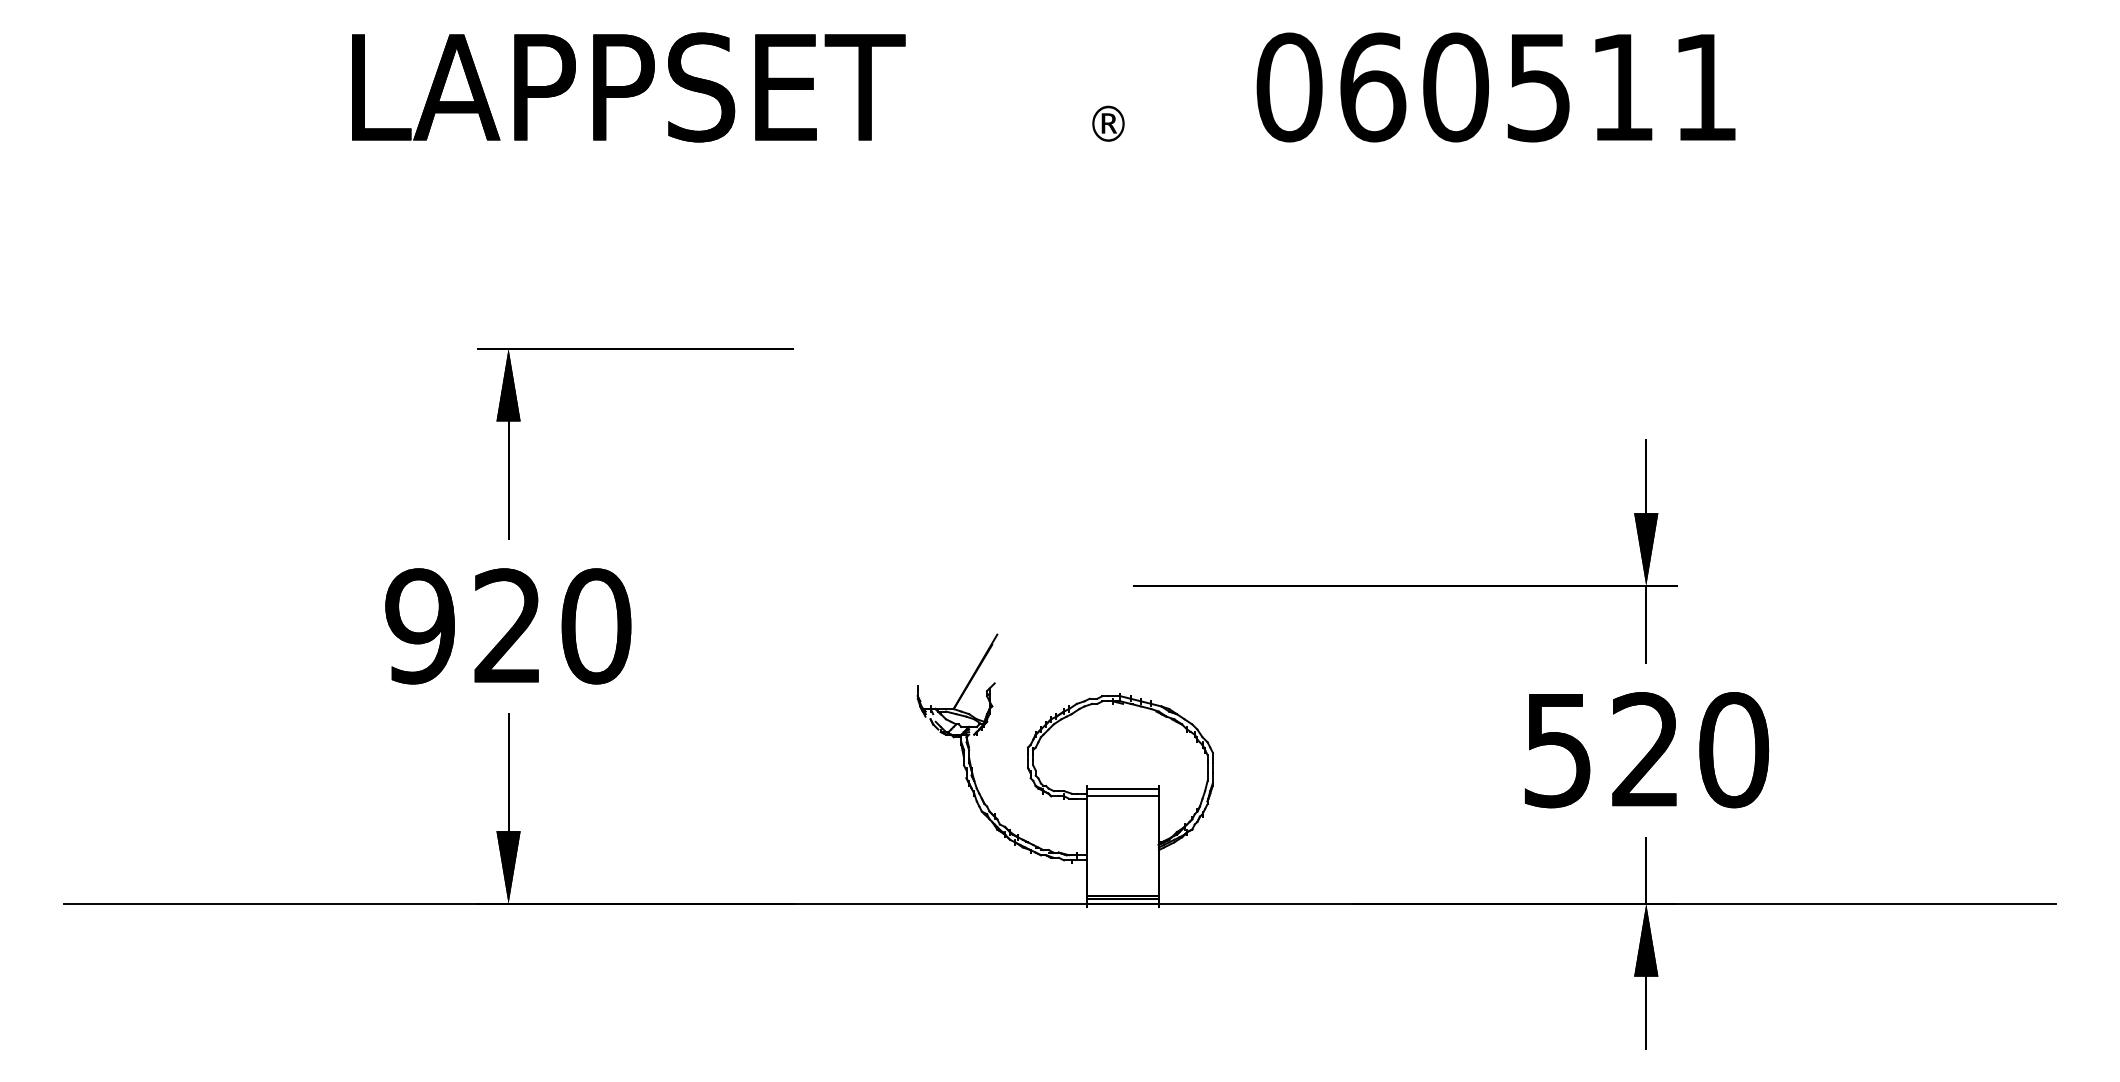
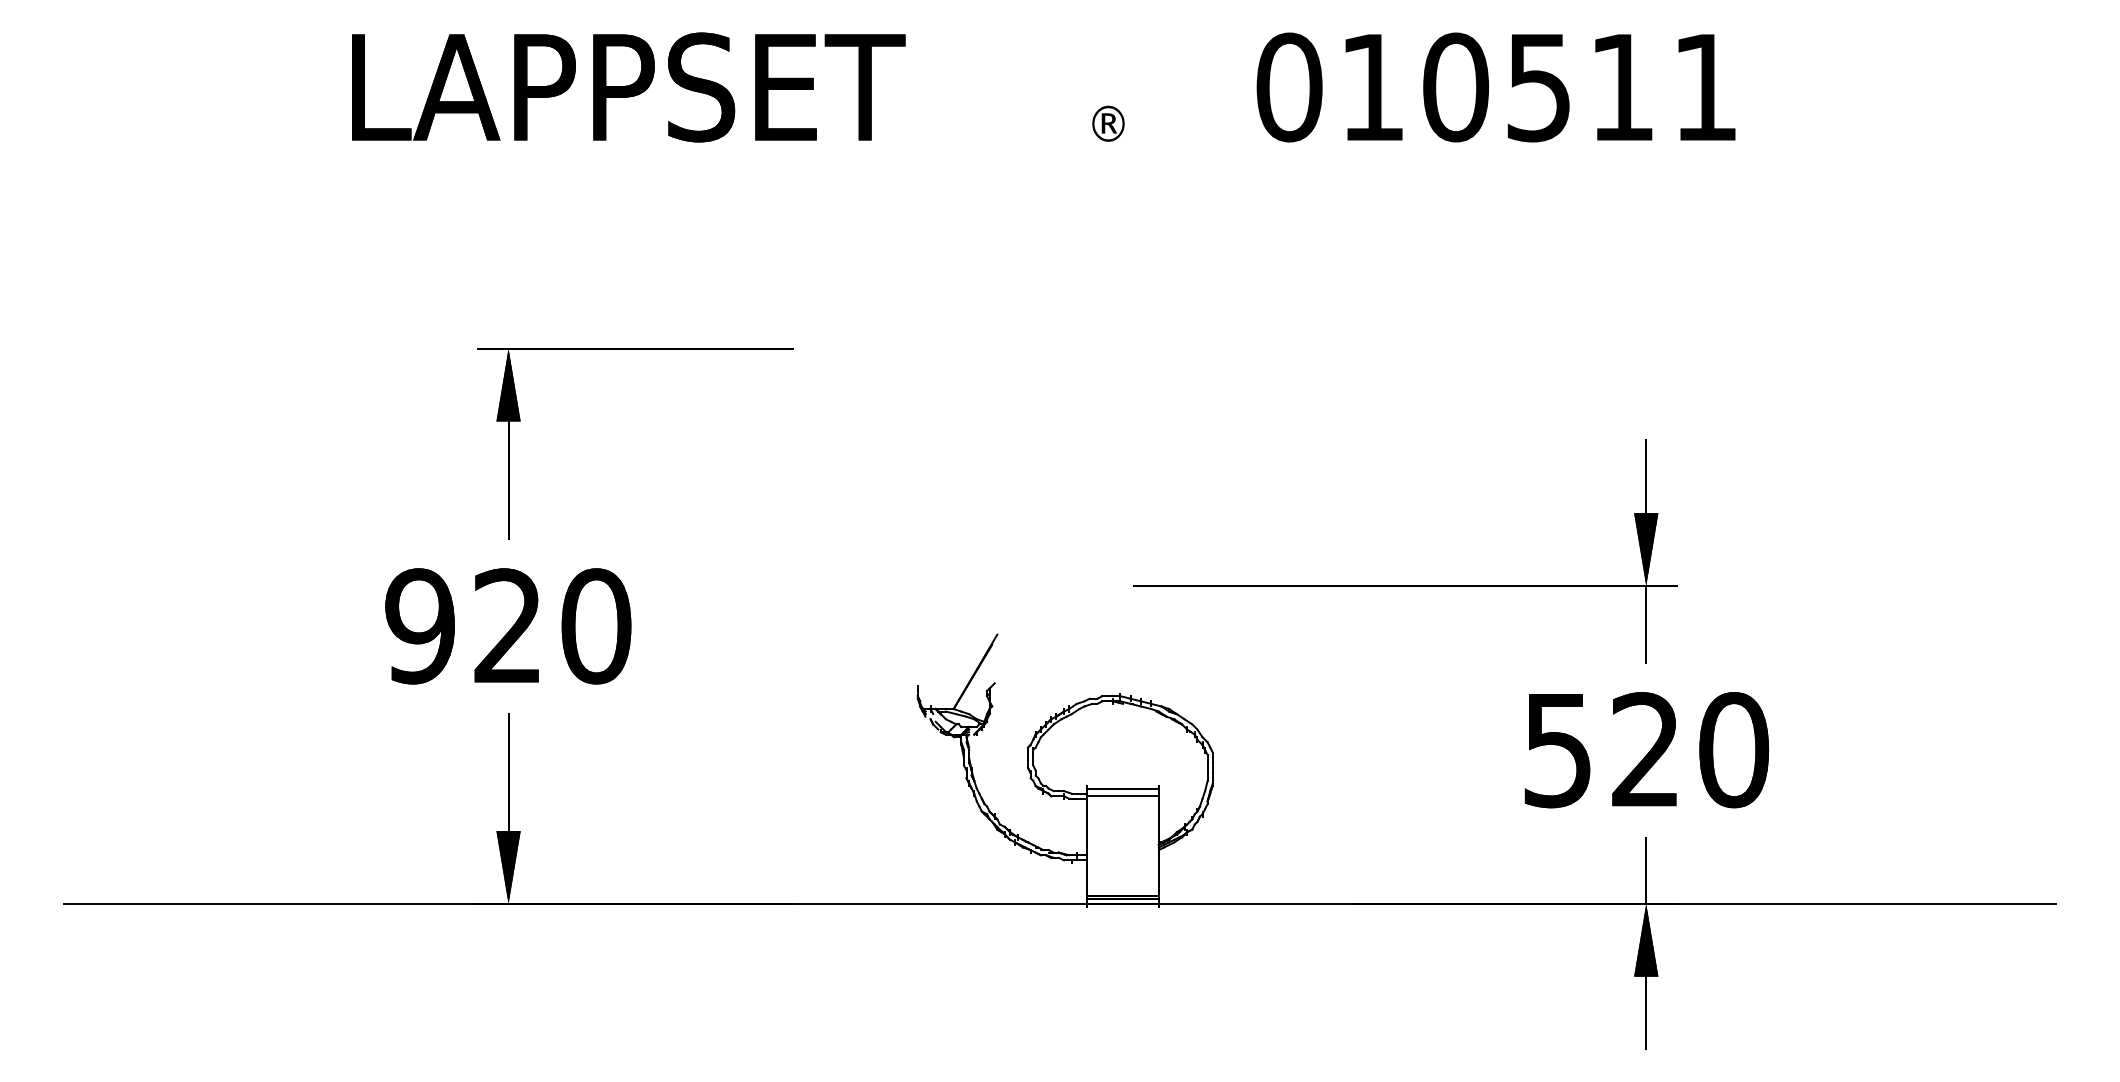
text: 060511 -> 010511 (1373, 87)
